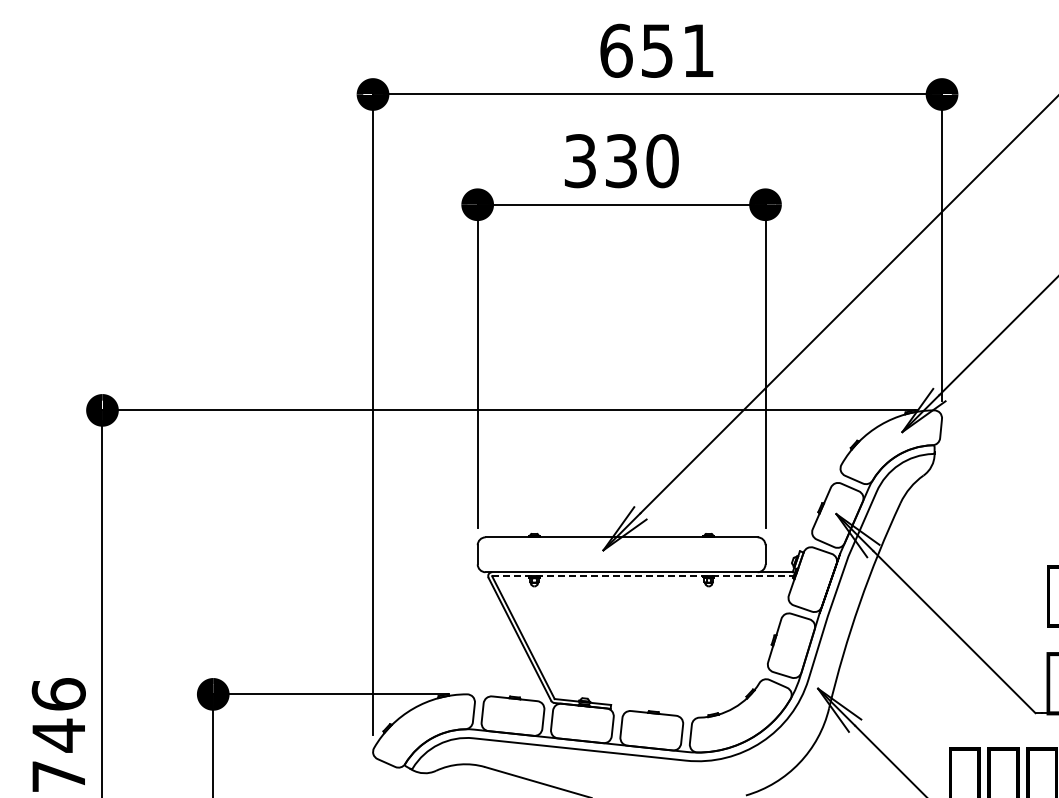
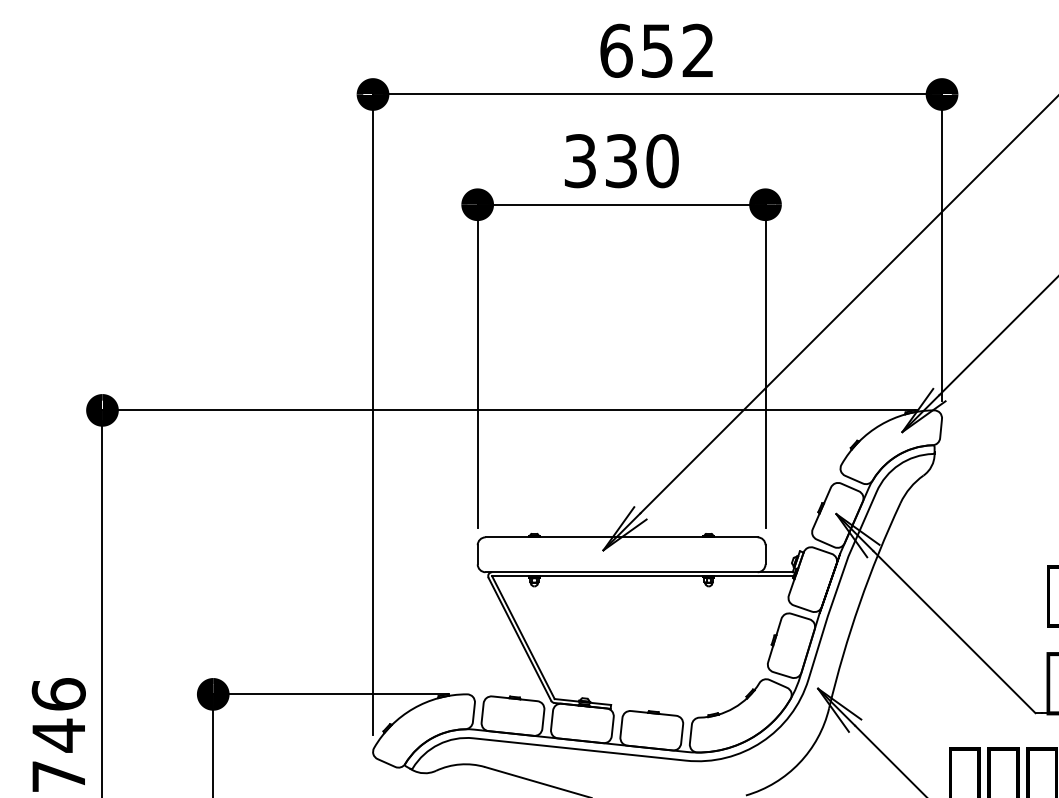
text: 651 -> 652 (697, 49)
line: dashed -> solid (642, 576)
